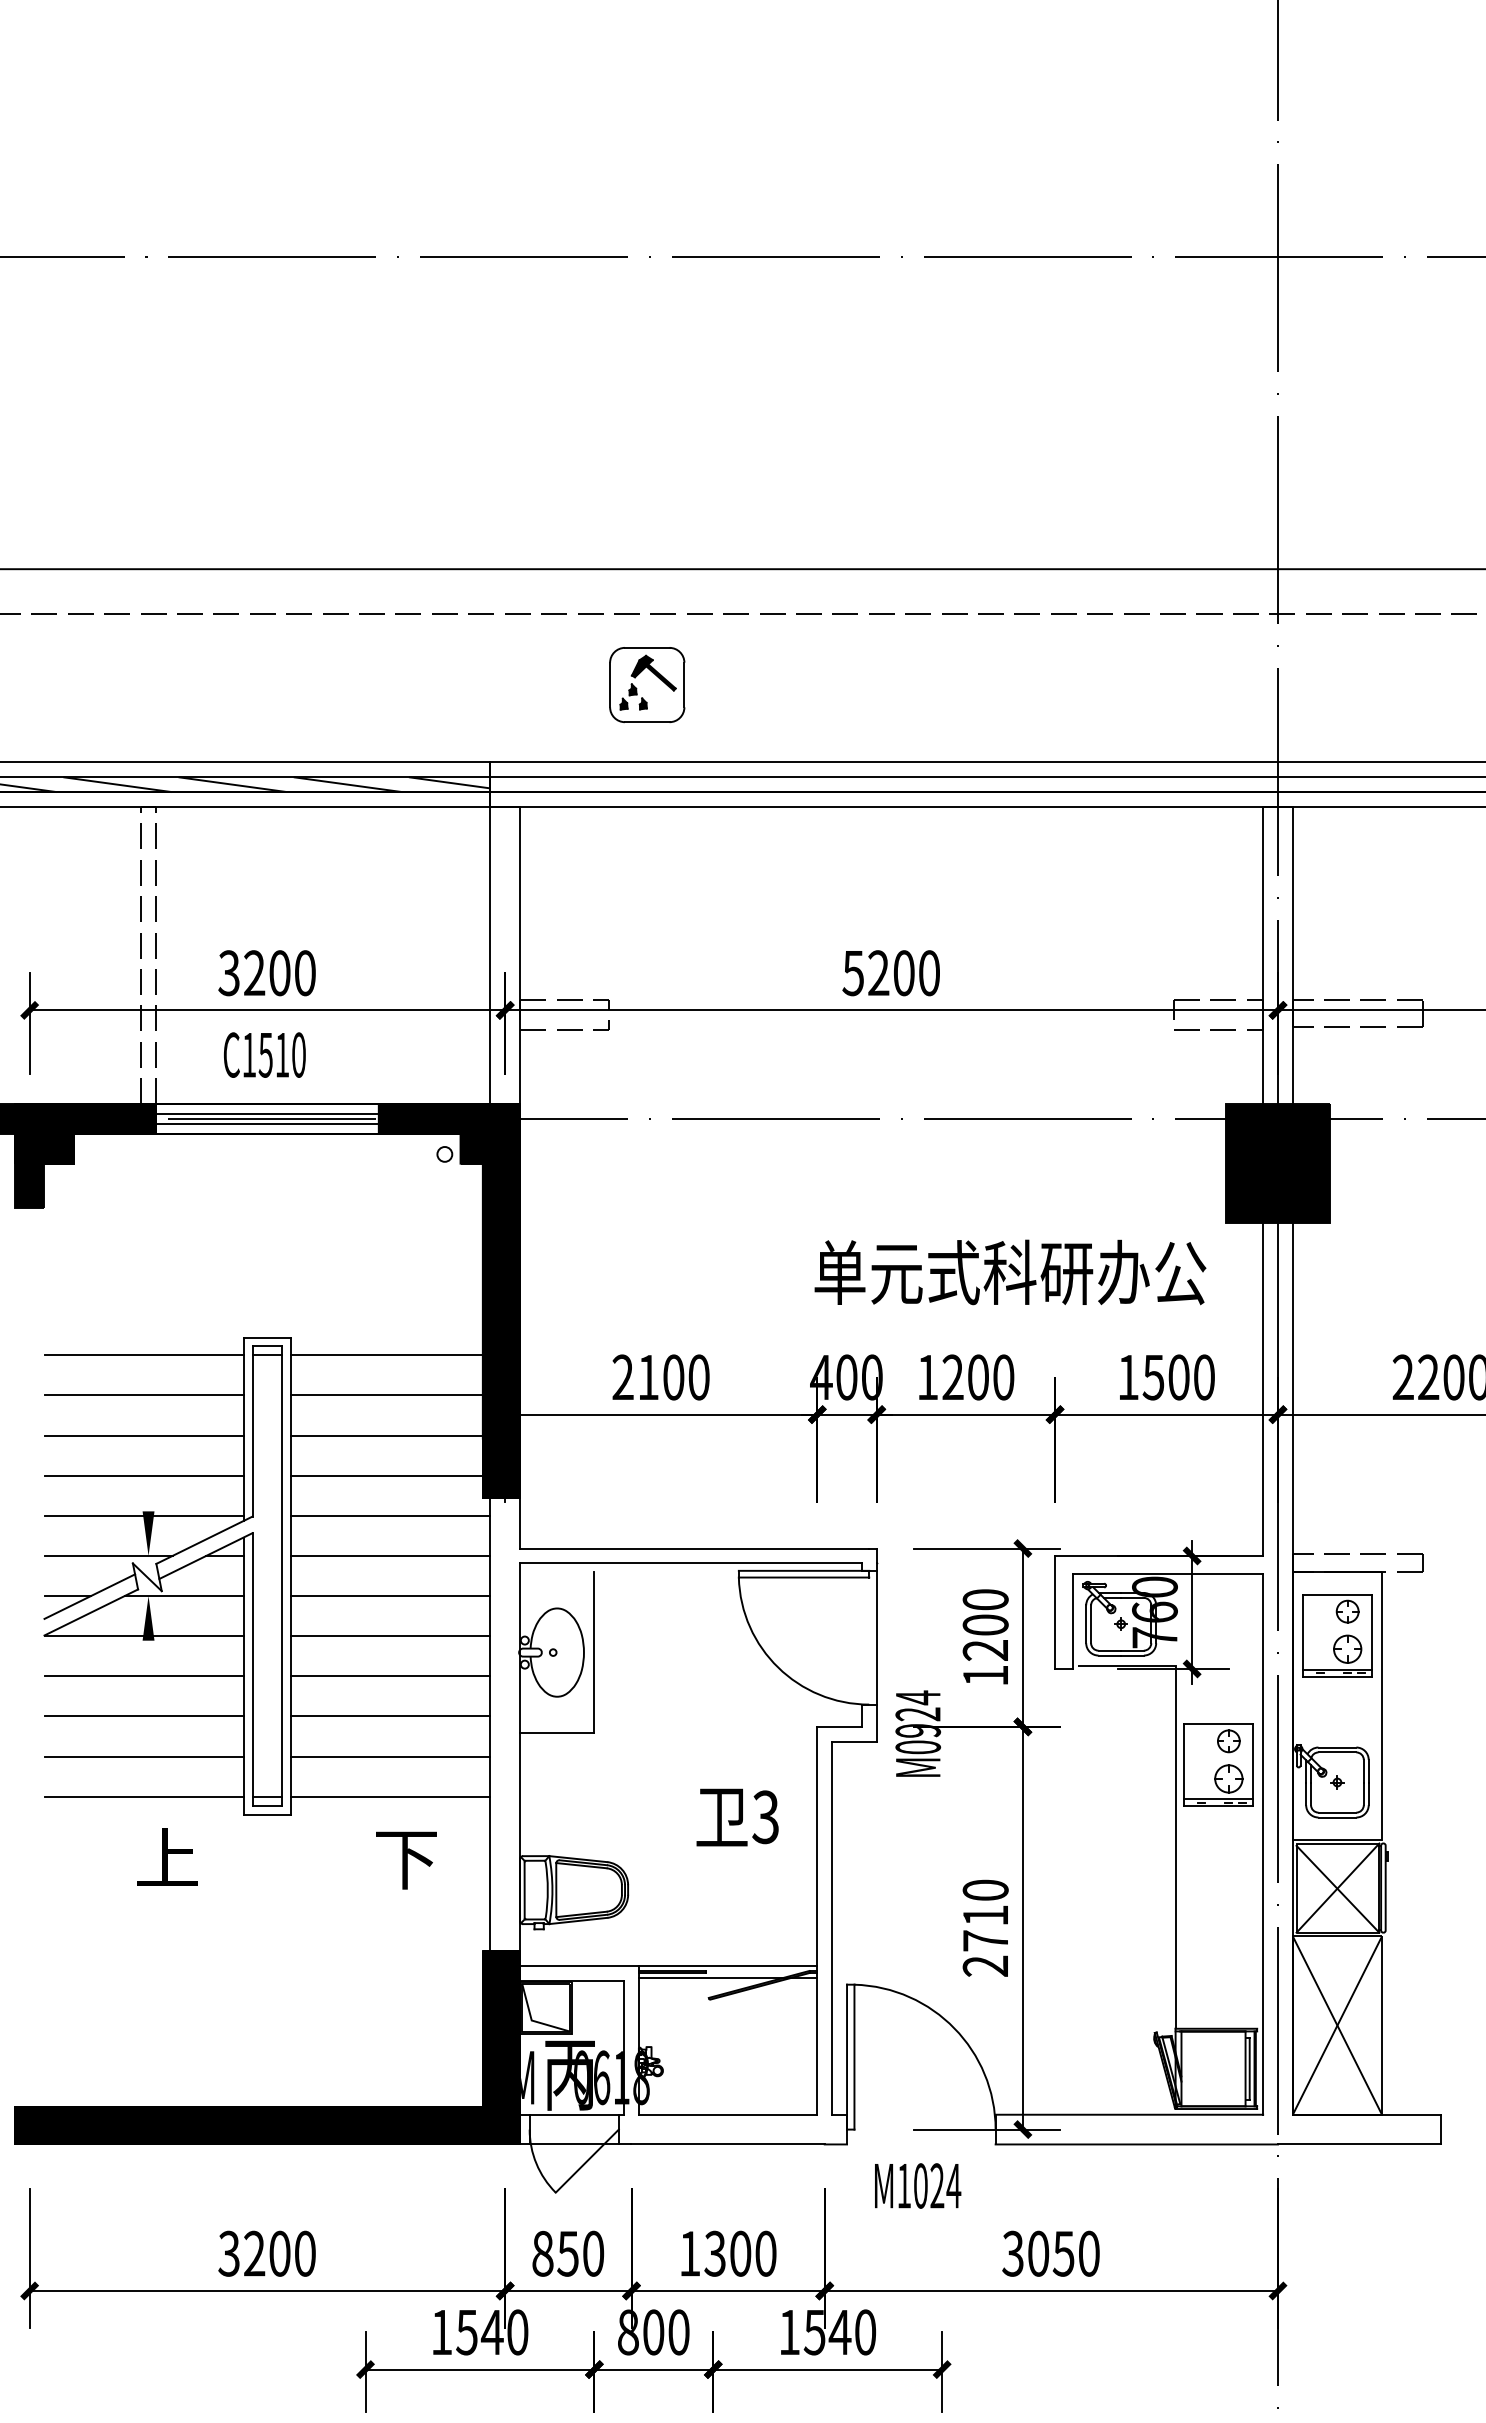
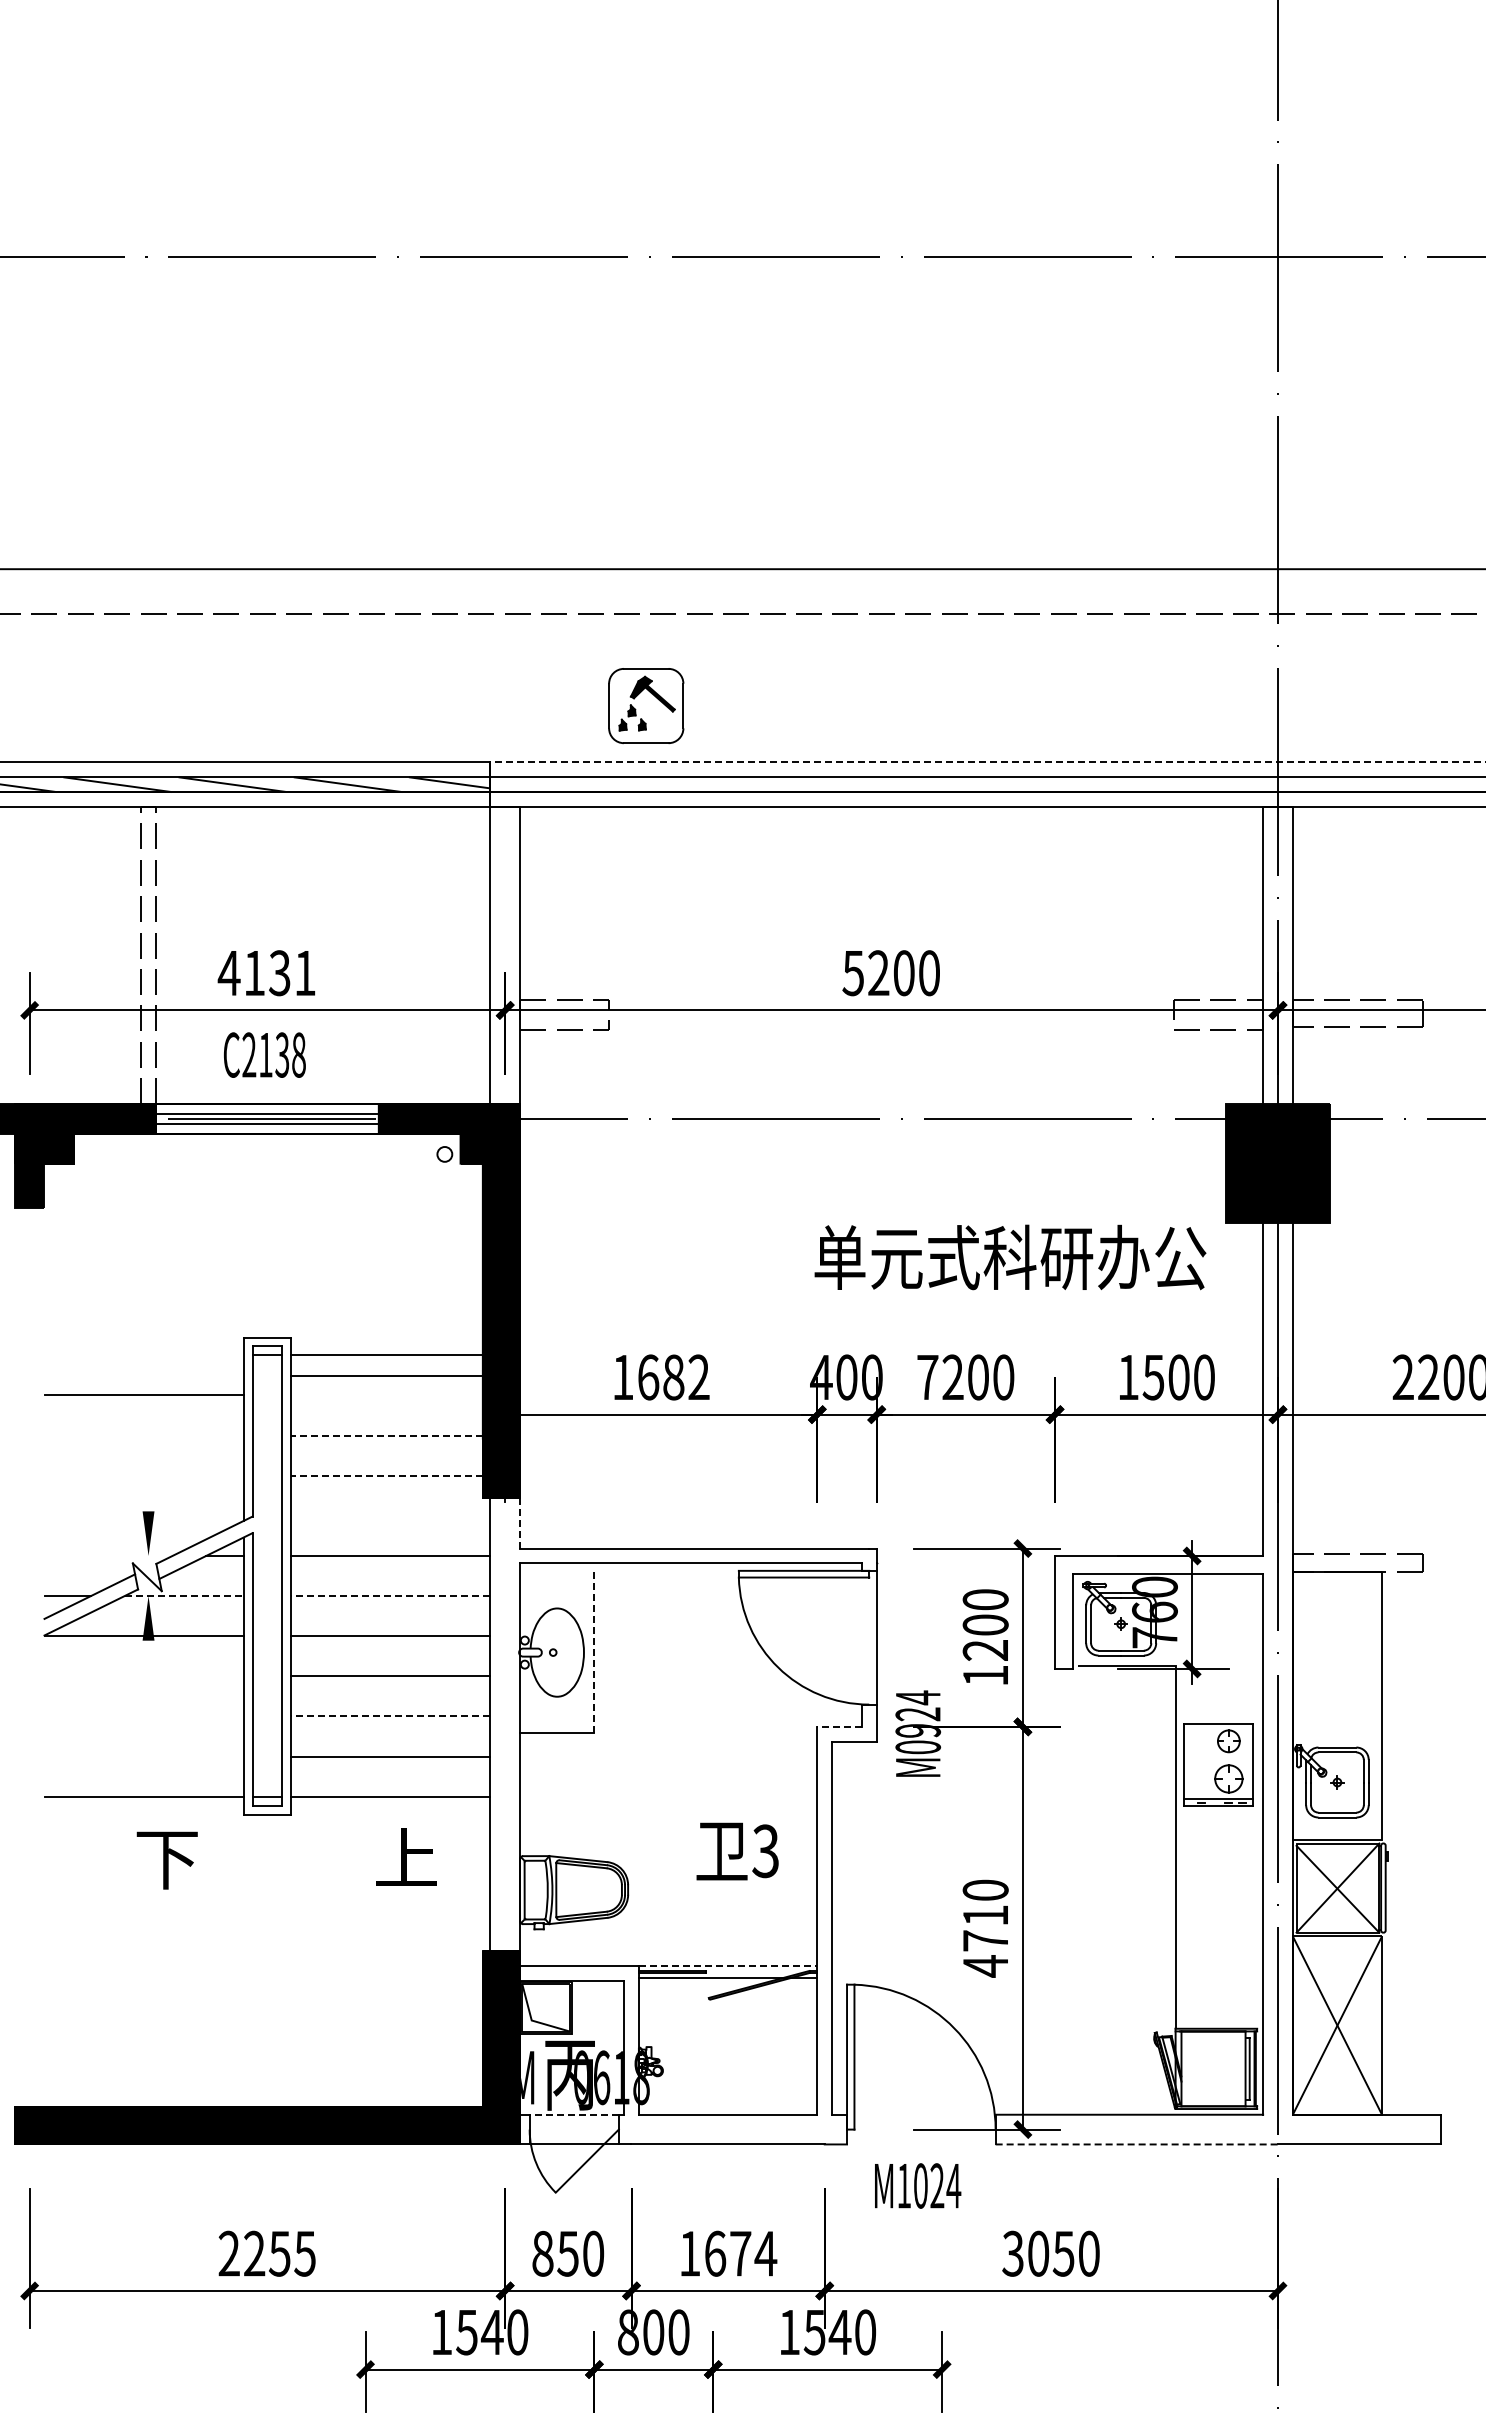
part position: (647, 685) -> (646, 706) (646, 706)
line: solid -> dashed (987, 762)
text: 3200 -> 4131 (266, 973)
text: C1510 -> C2138 (273, 1054)
text position: (1010, 1272) -> (1010, 1257) (1010, 1257)
line: present -> none (143, 1355)
text: 2100 -> 1682 (660, 1377)
text: 1200 -> 7200 (927, 1377)
line position: (386, 1395) -> (386, 1376) (386, 1376)
line: present -> none (143, 1435)
line: solid -> dashed (387, 1435)
line: present -> none (143, 1475)
line: solid -> dashed (387, 1475)
line: present -> none (143, 1515)
line: present -> none (390, 1515)
line: solid -> dashed (520, 1522)
line: present -> none (108, 1555)
line: solid -> dashed (184, 1596)
line: solid -> dashed (390, 1596)
part: present -> none (1337, 1635)
line: solid -> dashed (594, 1652)
line: present -> none (143, 1676)
line: present -> none (143, 1716)
line: solid -> dashed (390, 1716)
line: solid -> dashed (839, 1726)
line: present -> none (143, 1756)
text position: (737, 1817) -> (737, 1851) (737, 1851)
text: 上 -> 下 (166, 1858)
text: 下 -> 上 (406, 1858)
line: solid -> dashed (728, 1966)
text: 2710 -> 4710 (984, 1966)
line: solid -> dashed (574, 2114)
line: solid -> dashed (1137, 2144)
text: 3200 -> 2255 (266, 2253)
text: 1300 -> 1674 (740, 2253)
